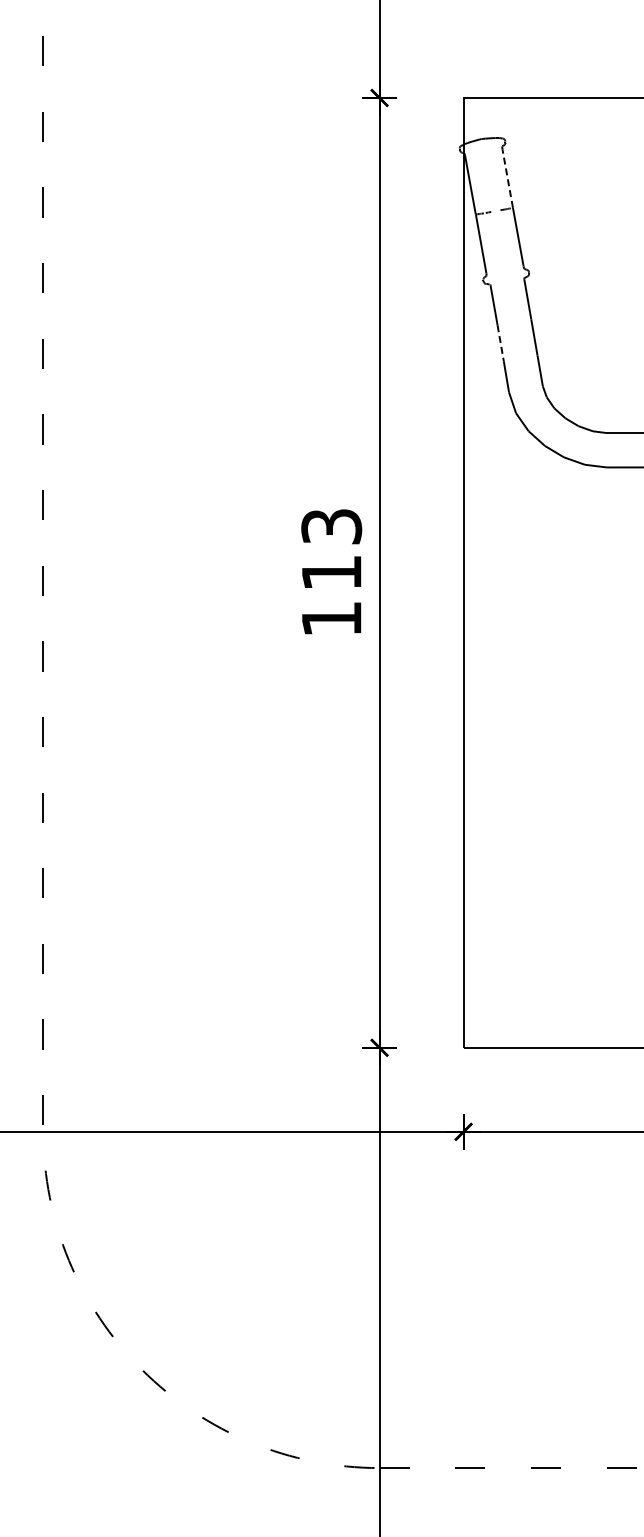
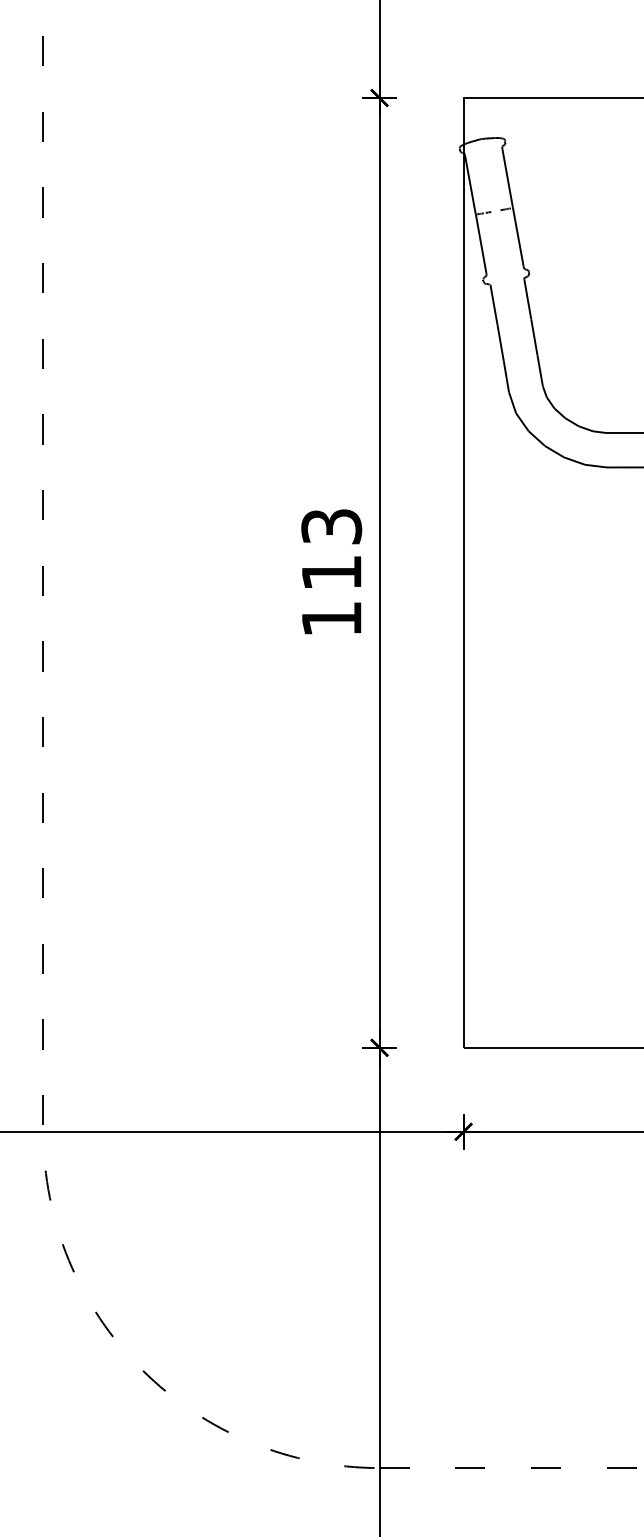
line: dashed -> solid (507, 178)
line: dashed -> solid (500, 343)
